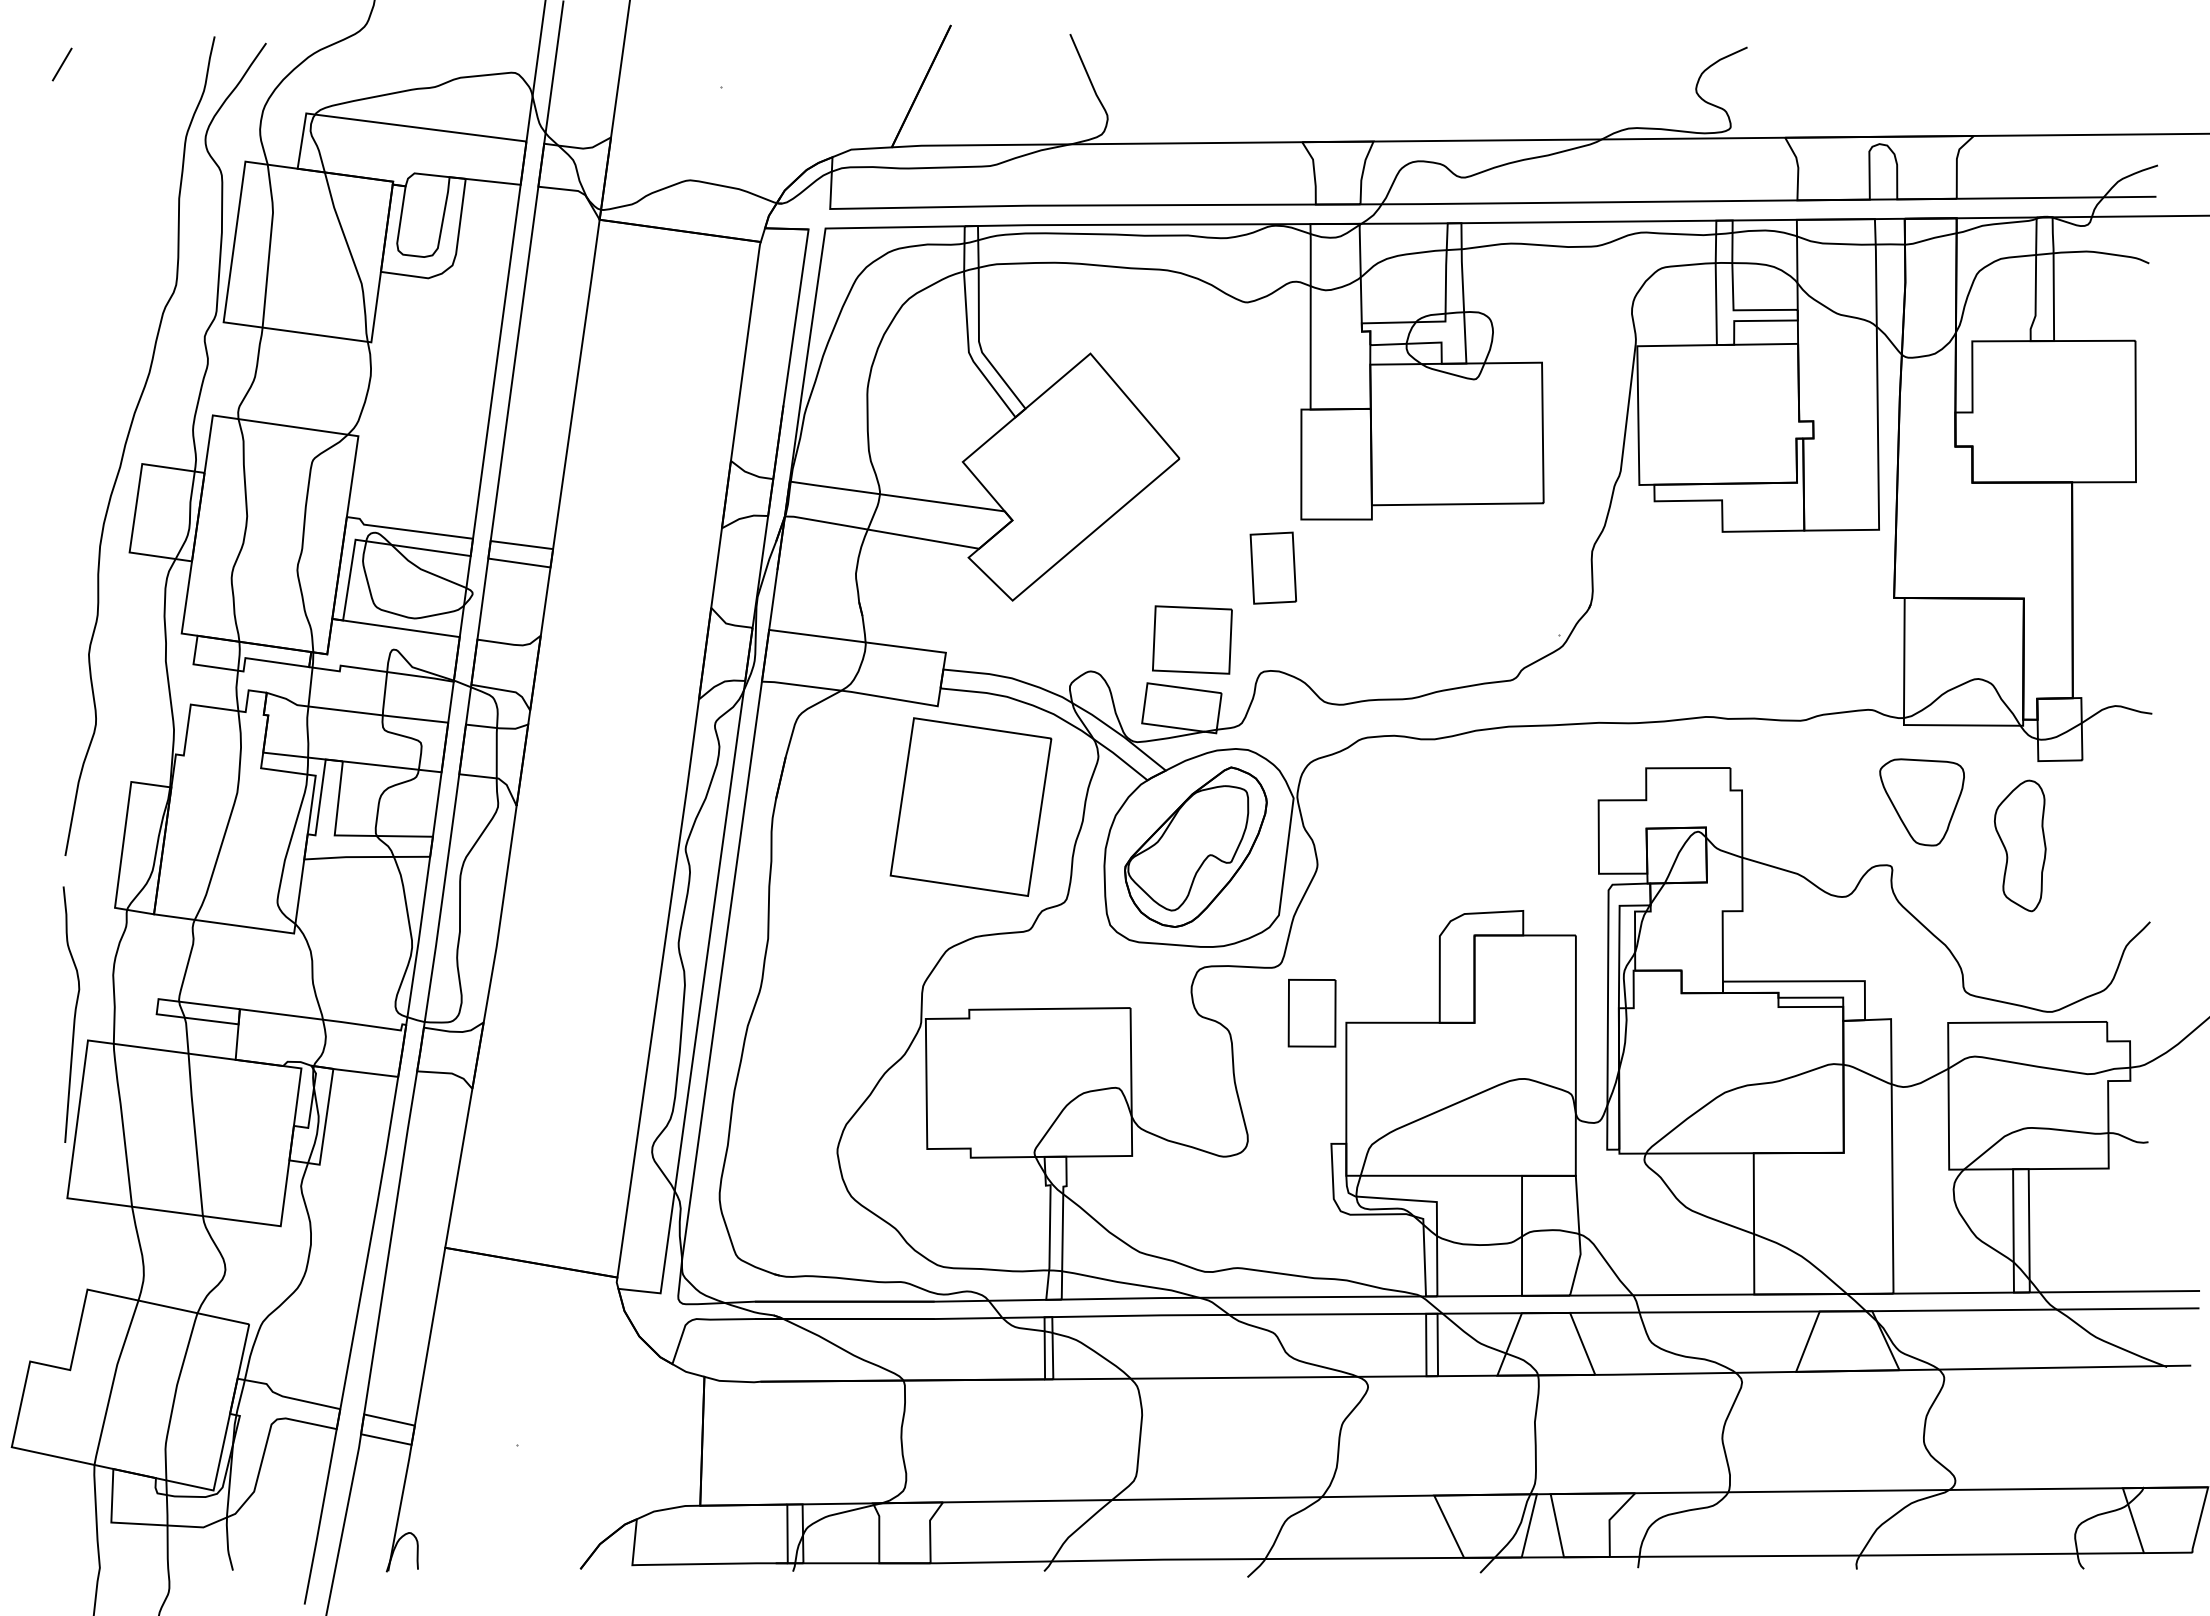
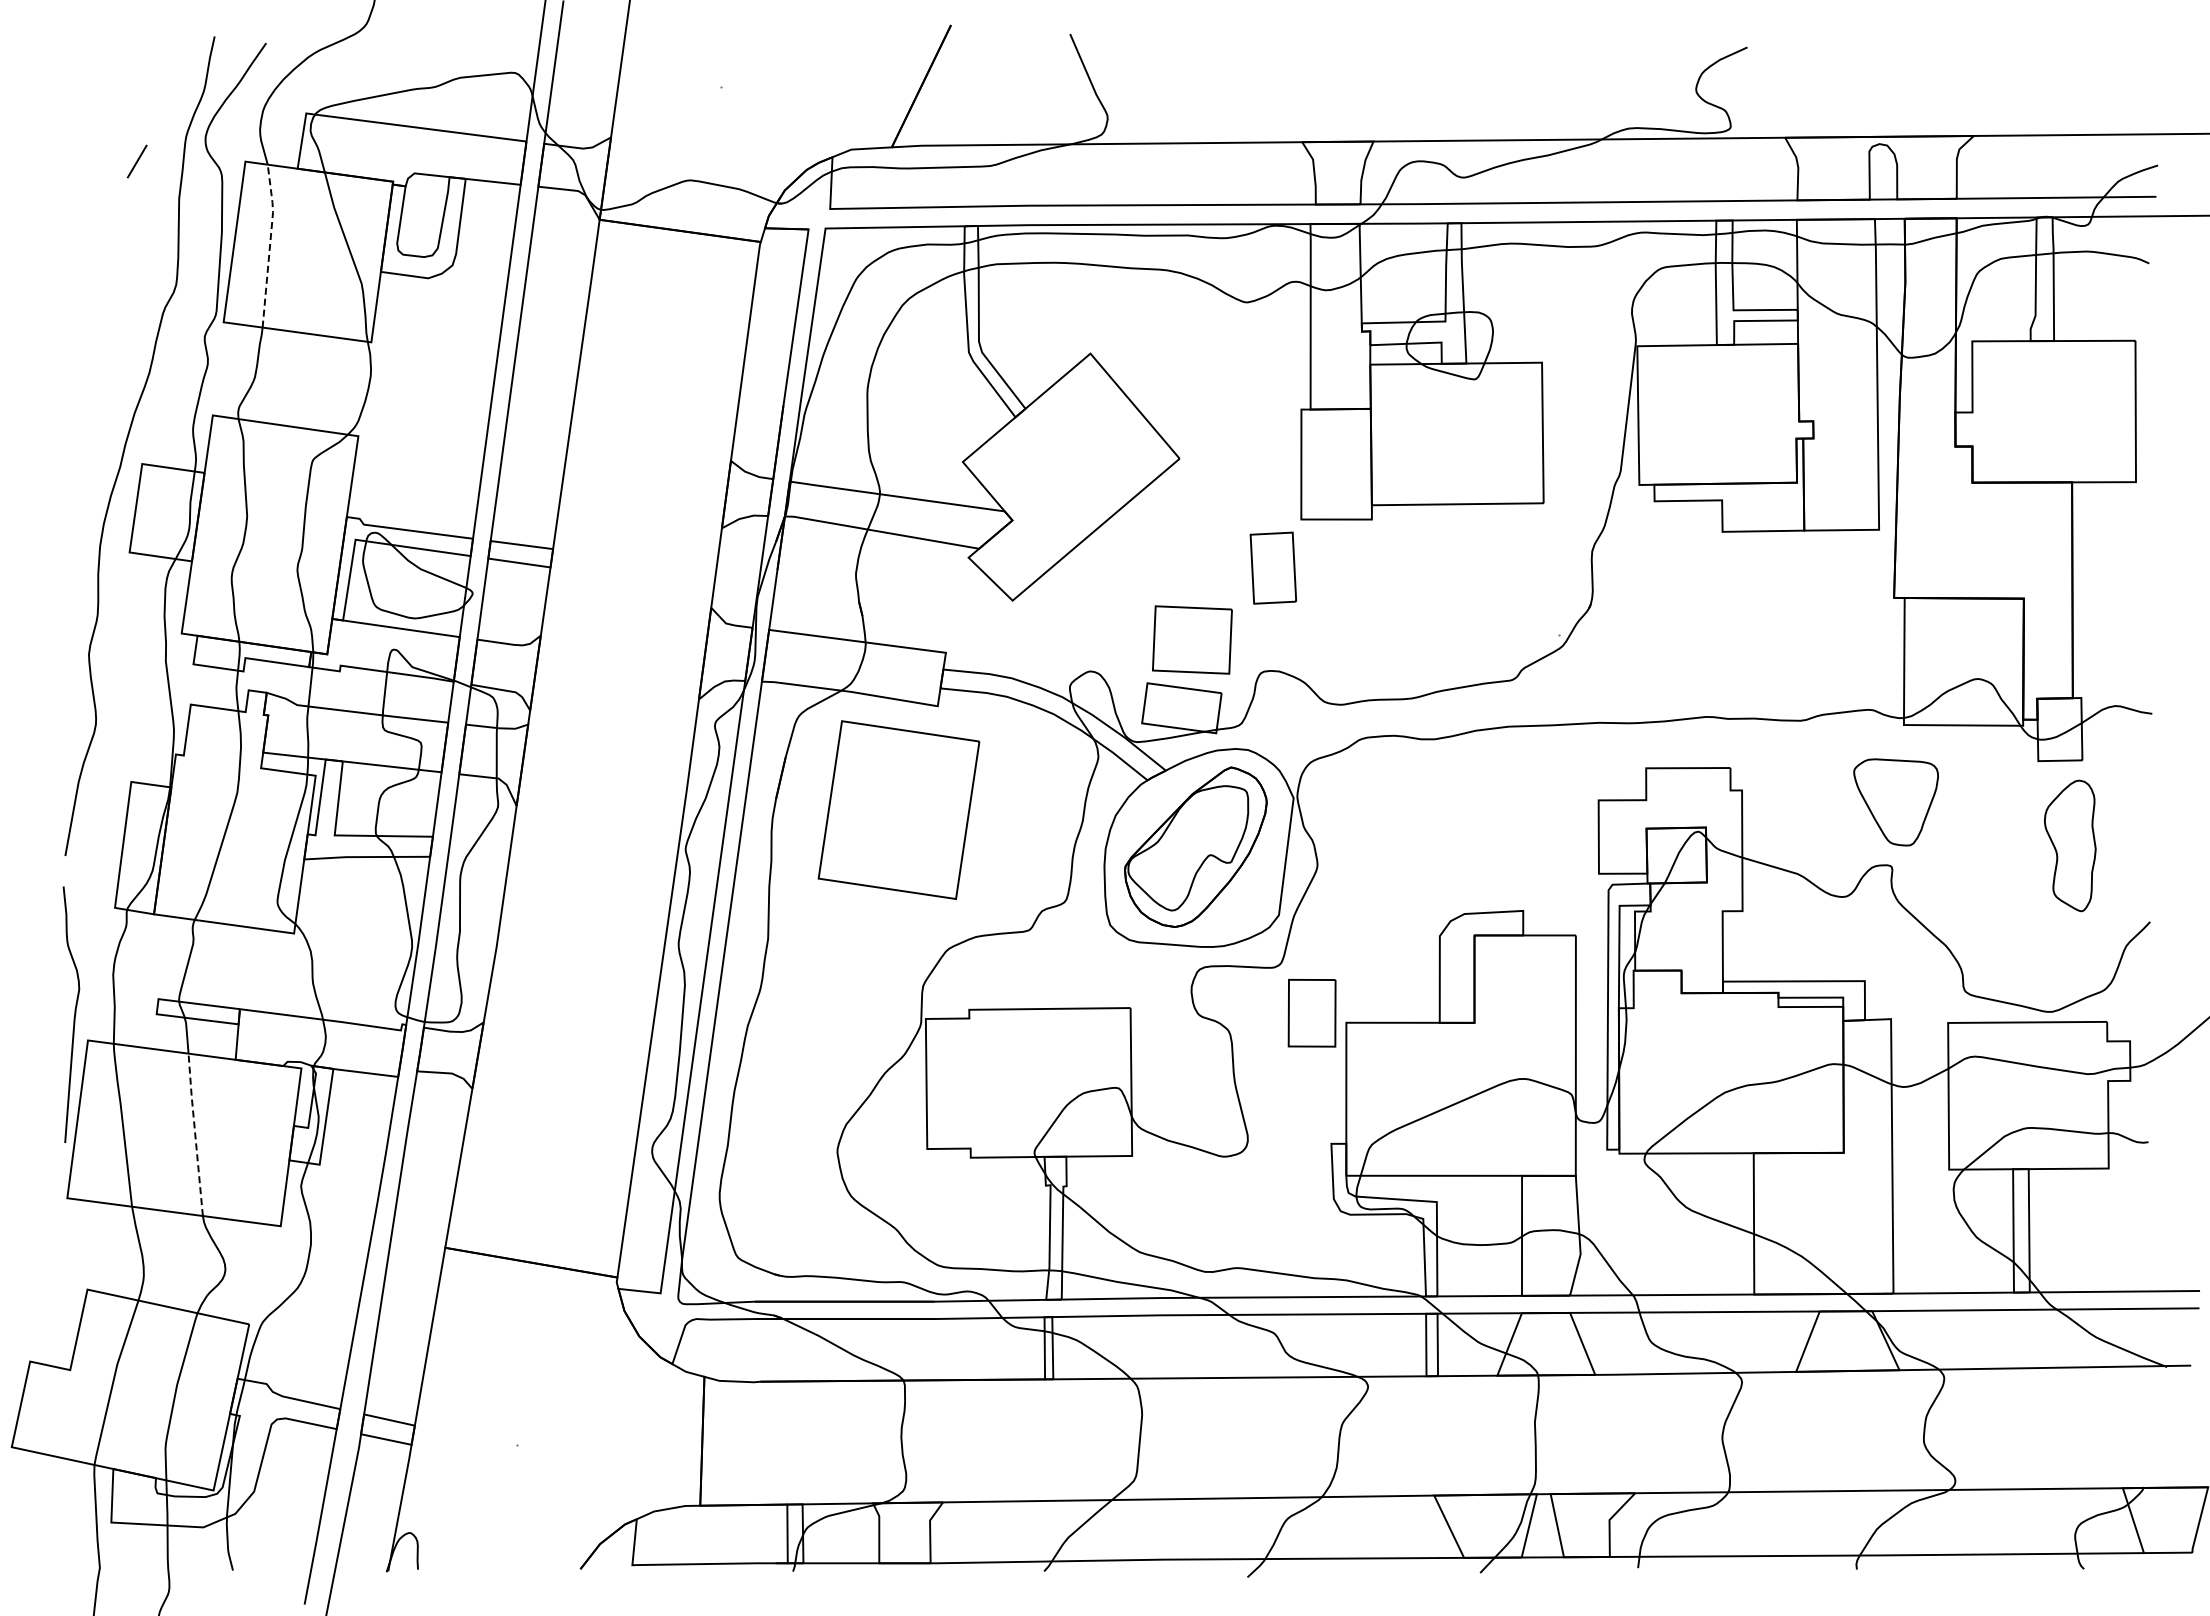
line position: (61, 64) -> (136, 161) (136, 161)
line: solid -> dashed (270, 244)
part position: (1921, 802) -> (1895, 802) (1895, 802)
part position: (970, 806) -> (898, 809) (898, 809)
part position: (2020, 845) -> (2070, 845) (2070, 845)
line: solid -> dashed (195, 1133)
